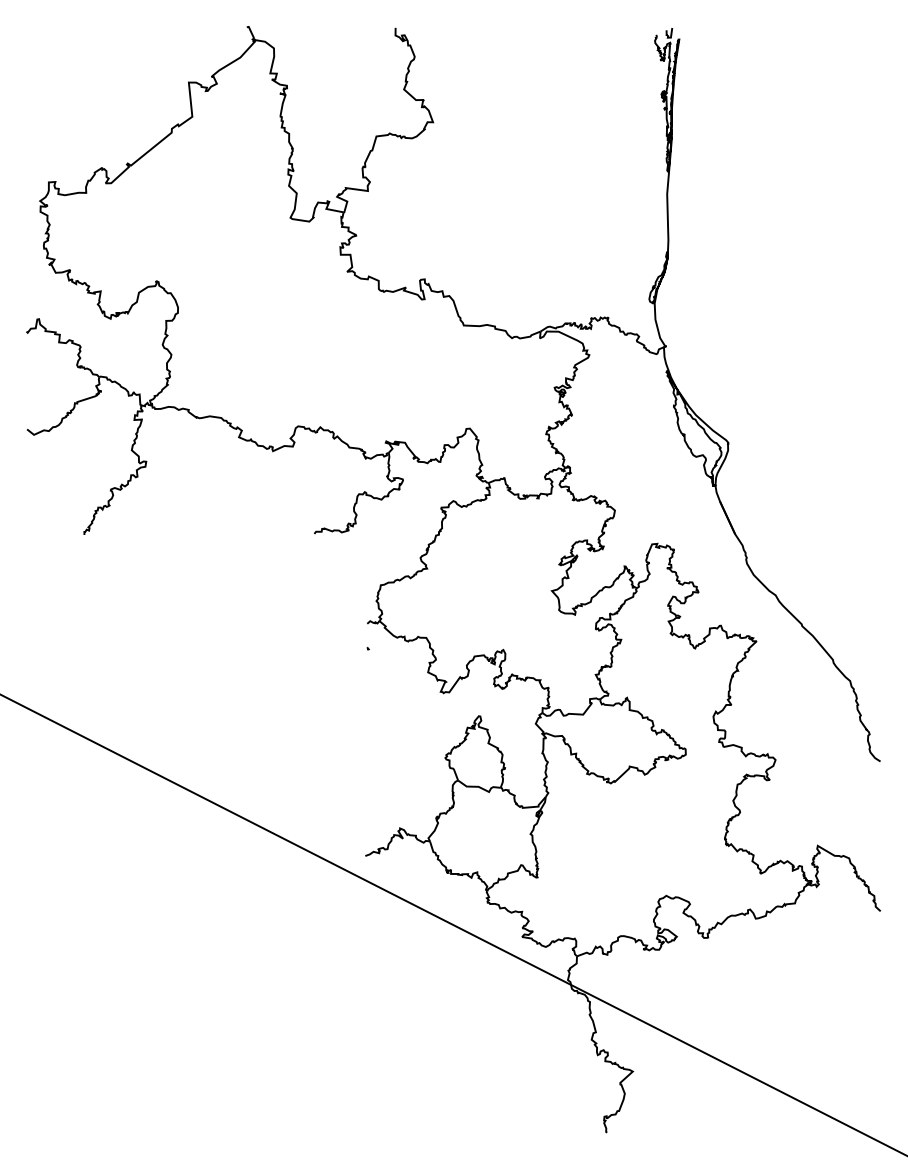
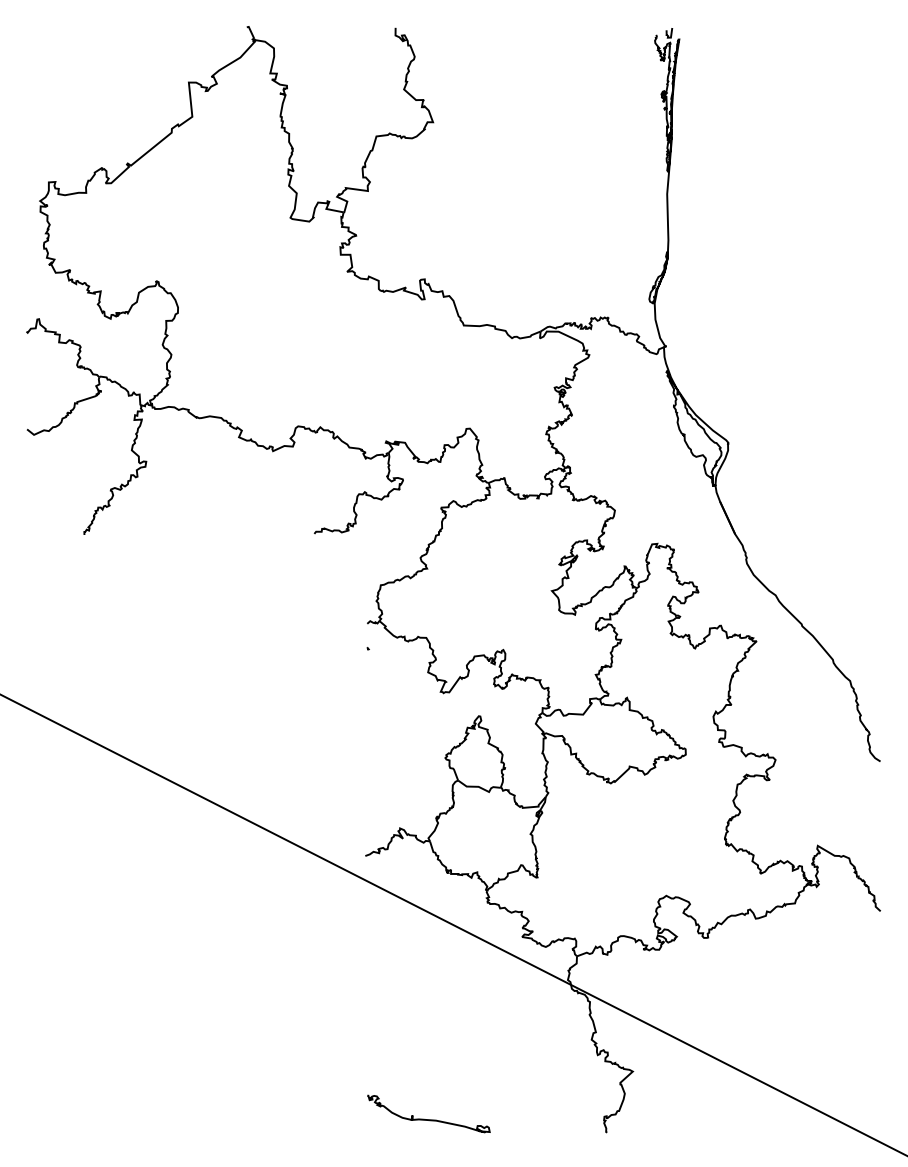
curve: none -> present (428, 1119)
